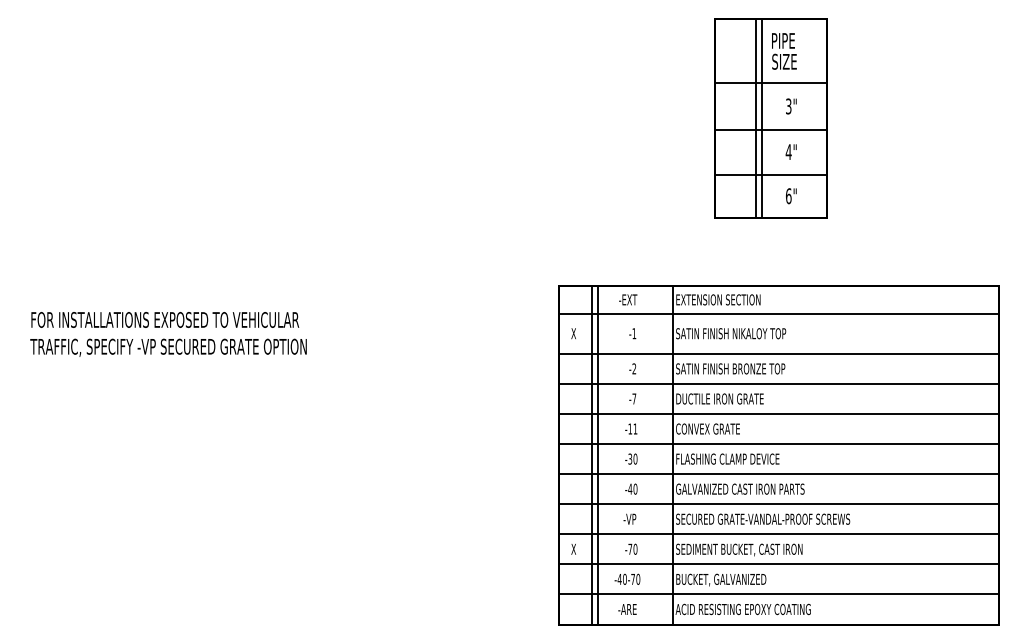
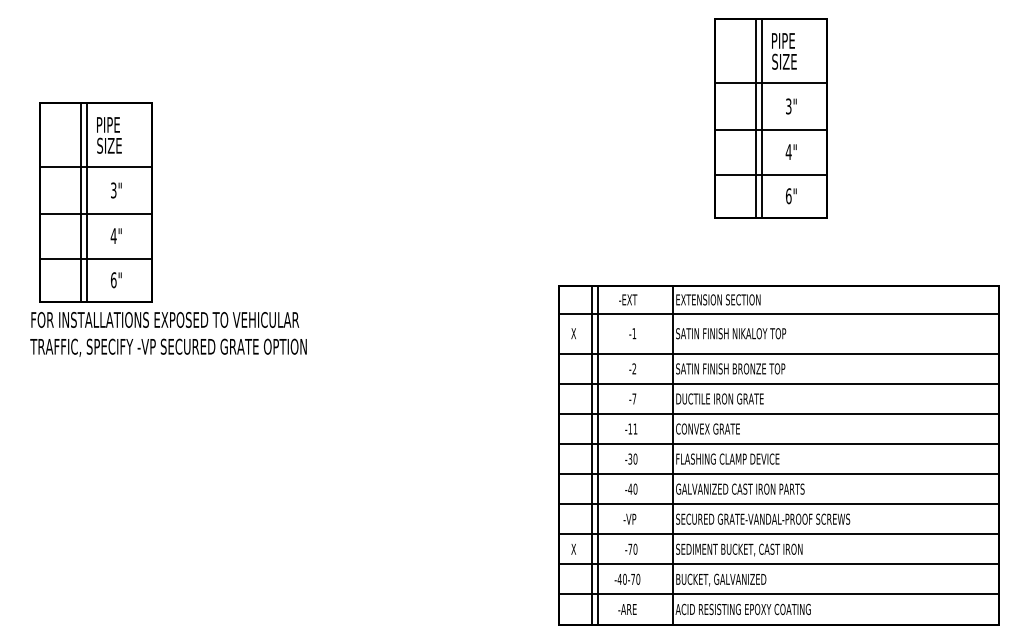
part: none -> present (95, 202)
